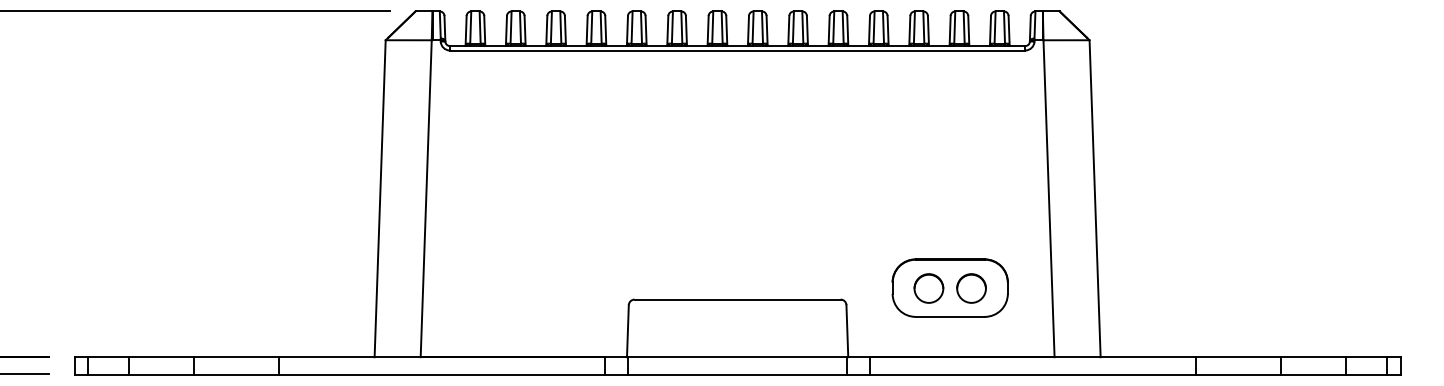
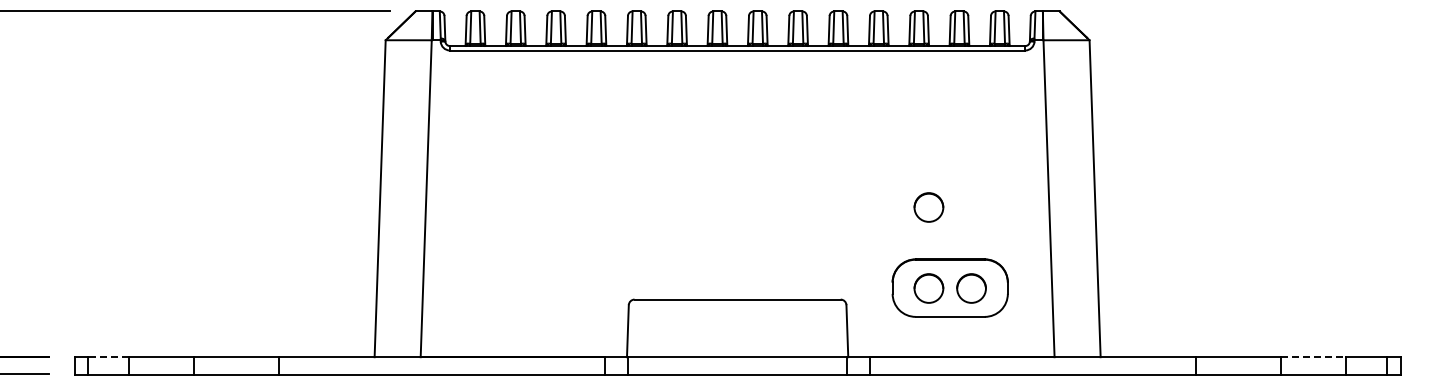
part: none -> present (928, 207)
line: solid -> dashed (107, 357)
line: solid -> dashed (1313, 357)
